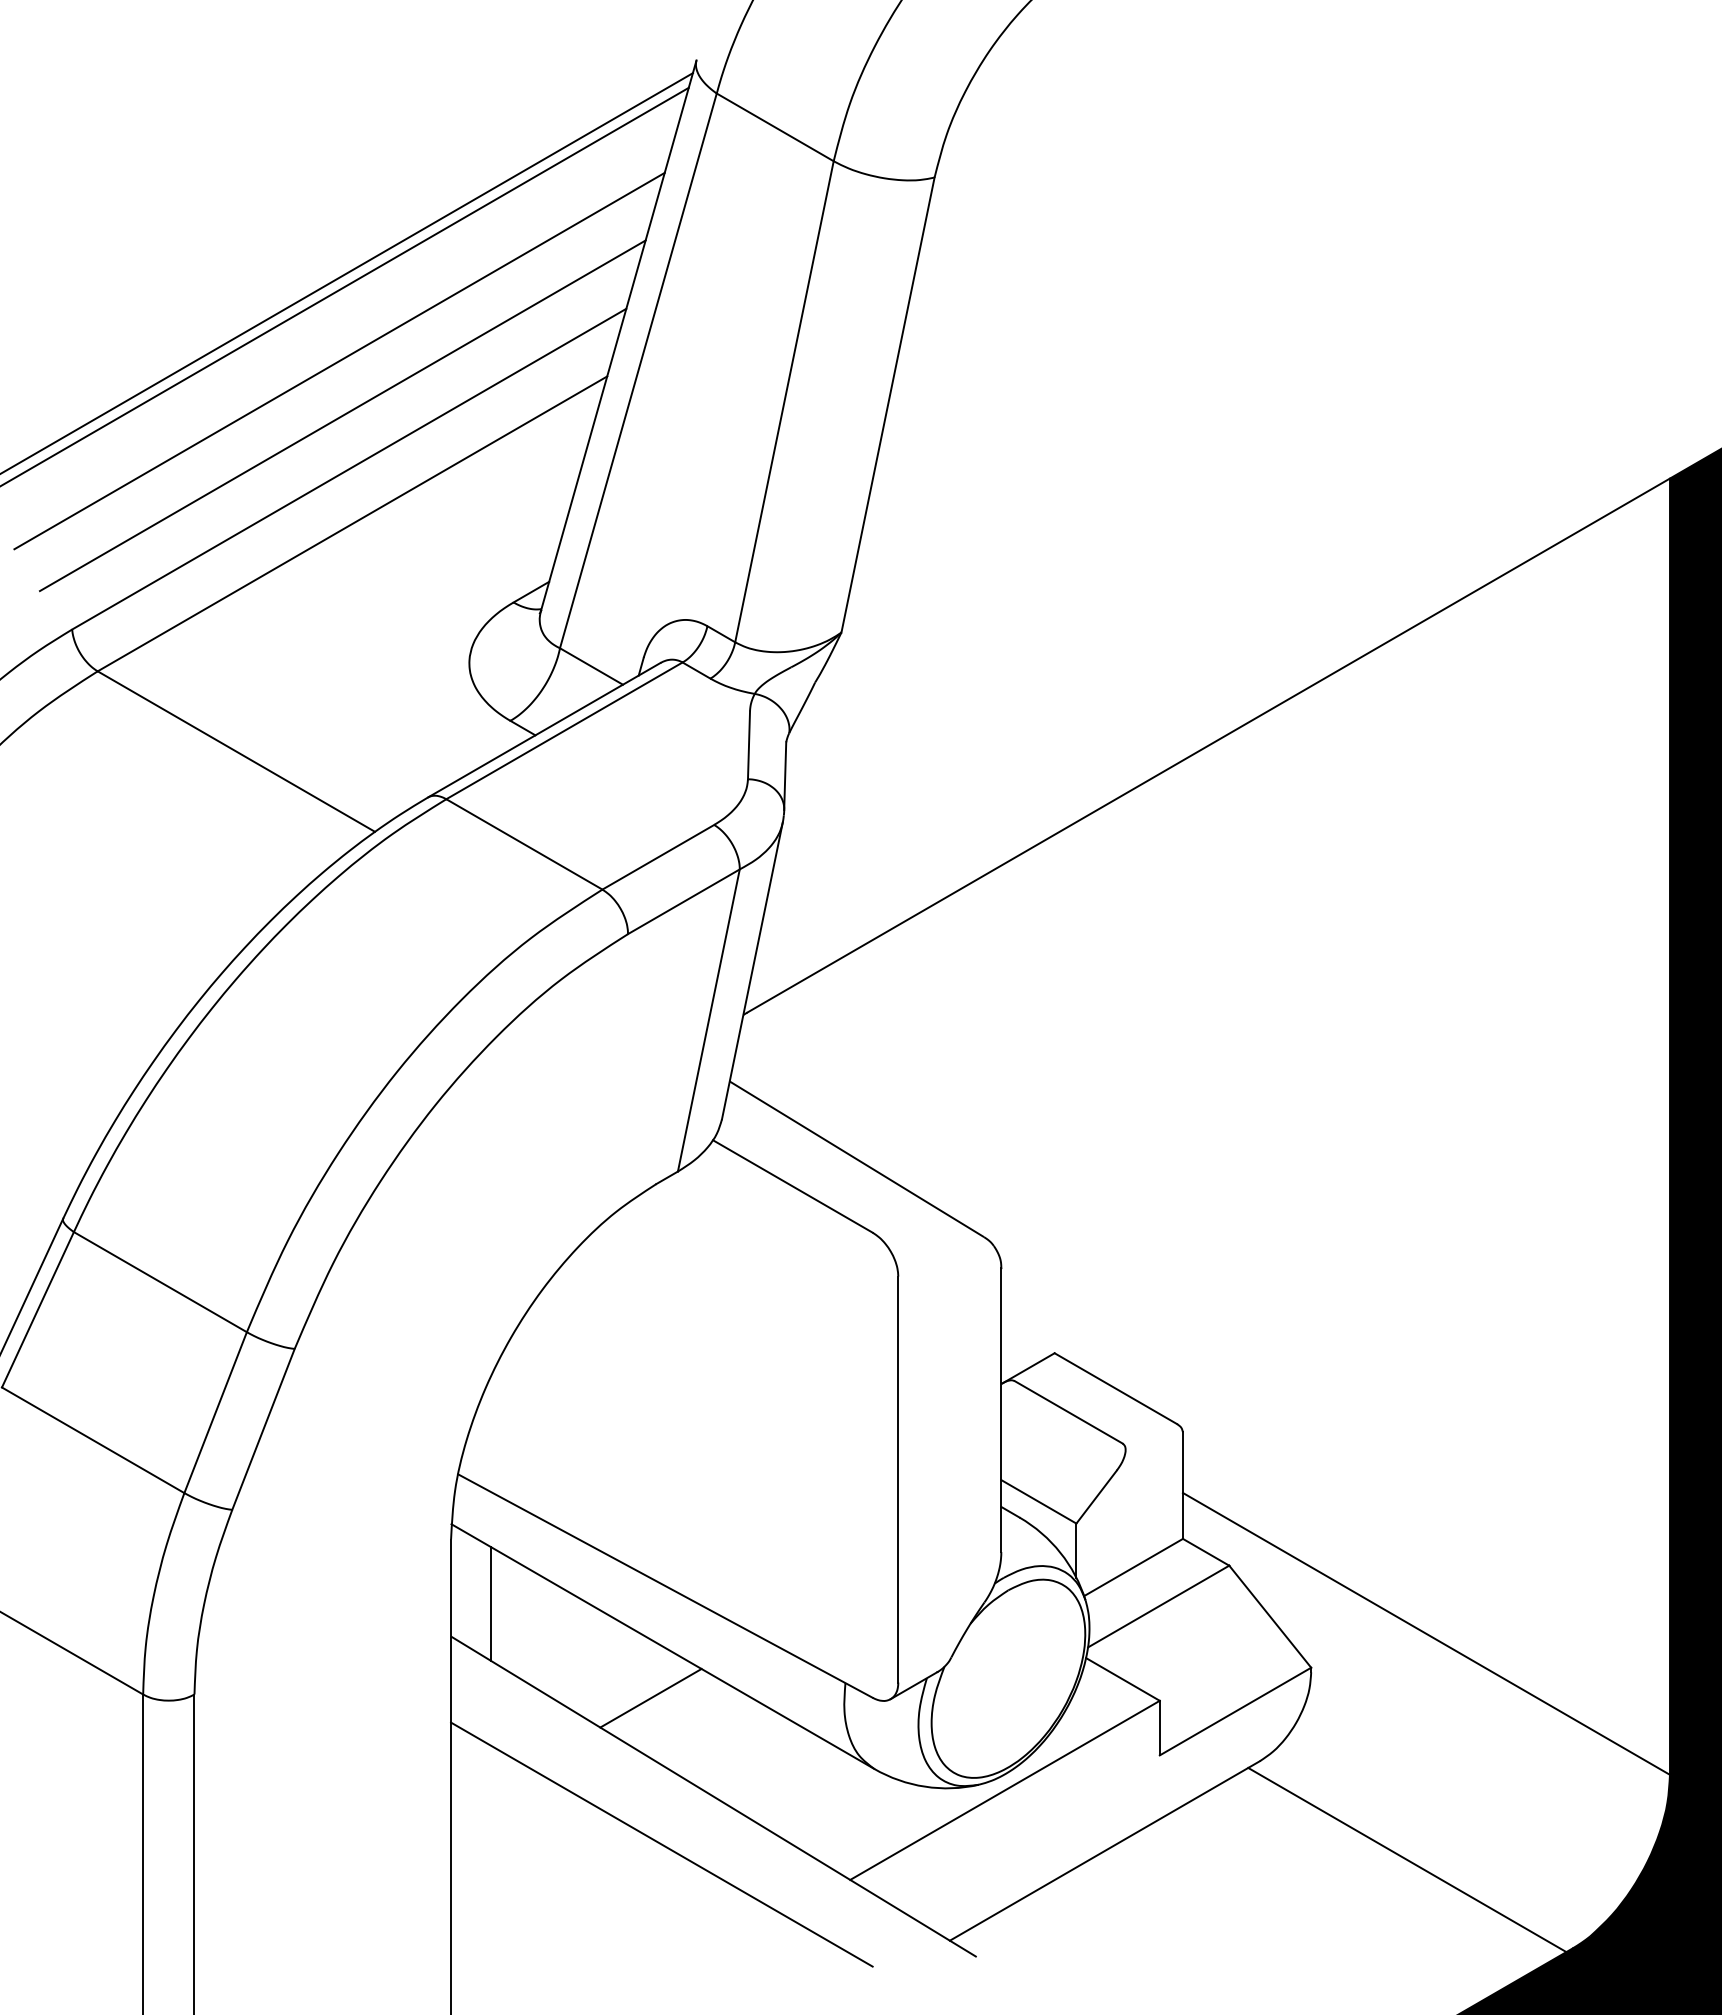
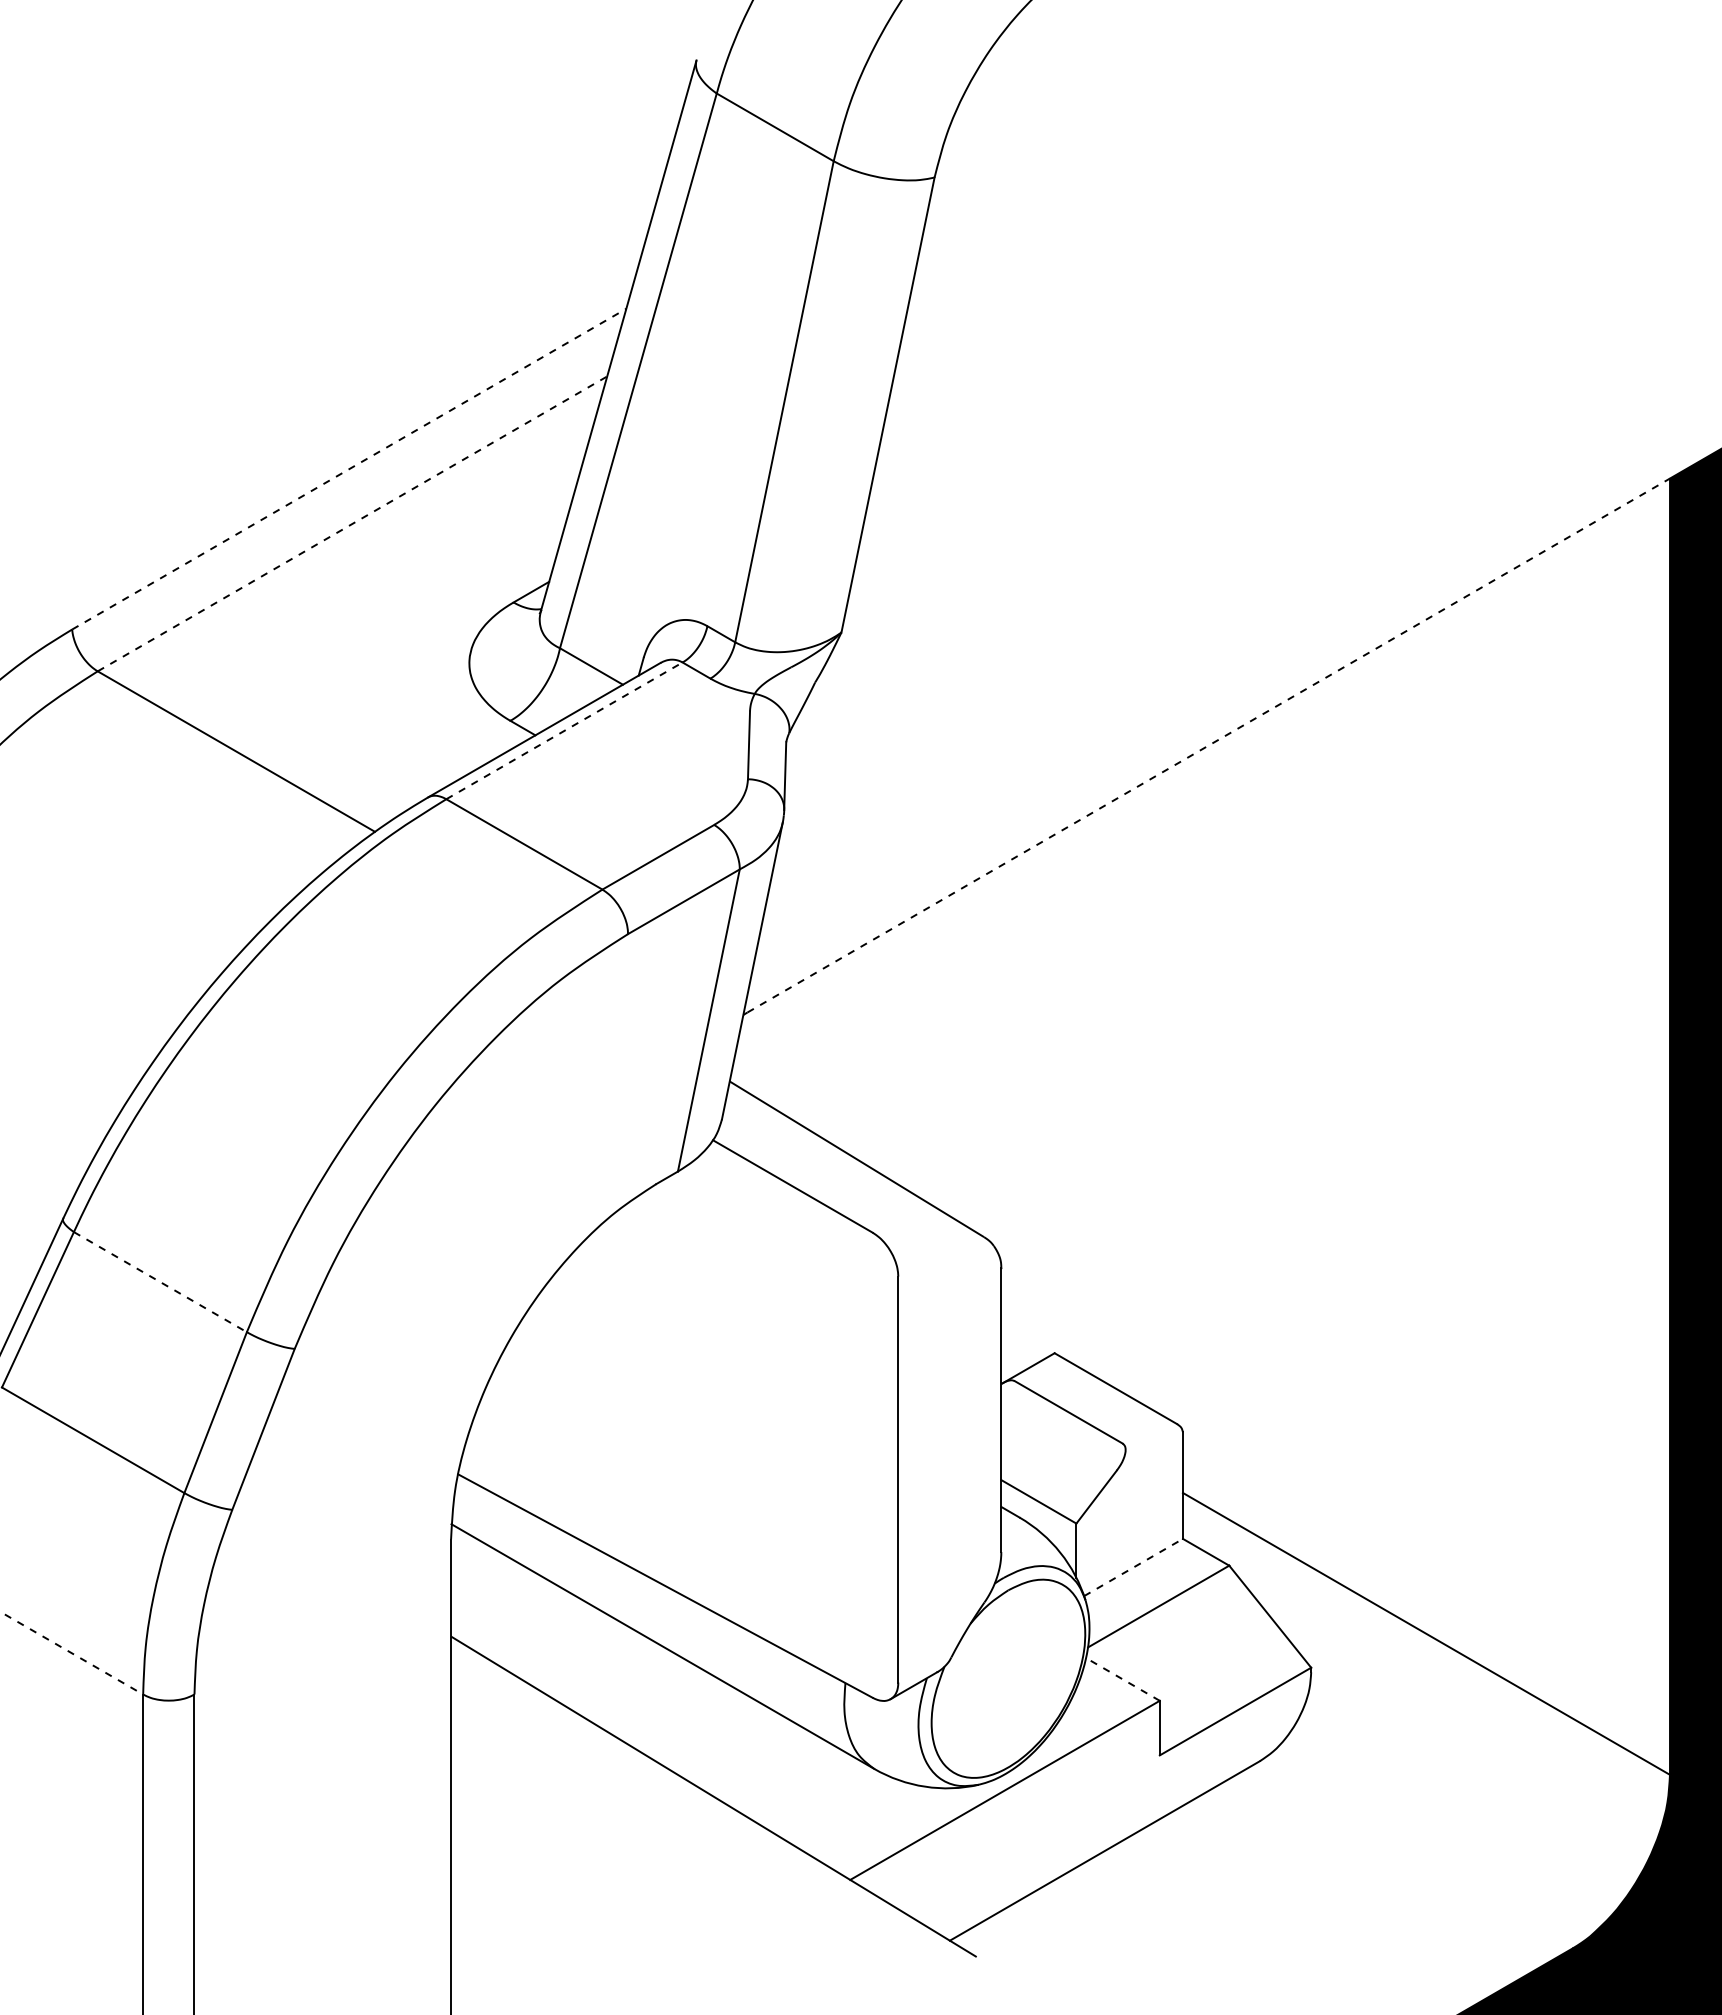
line: present -> none (347, 272)
line: present -> none (345, 286)
line: present -> none (339, 360)
line: present -> none (342, 415)
line: solid -> dashed (349, 468)
line: solid -> dashed (352, 523)
line: solid -> dashed (564, 730)
line: solid -> dashed (1208, 745)
line: solid -> dashed (160, 1282)
line: solid -> dashed (1134, 1567)
line: present -> none (491, 1604)
line: solid -> dashed (72, 1653)
line: solid -> dashed (1122, 1679)
line: present -> none (650, 1697)
line: present -> none (661, 1844)
line: present -> none (1407, 1859)
